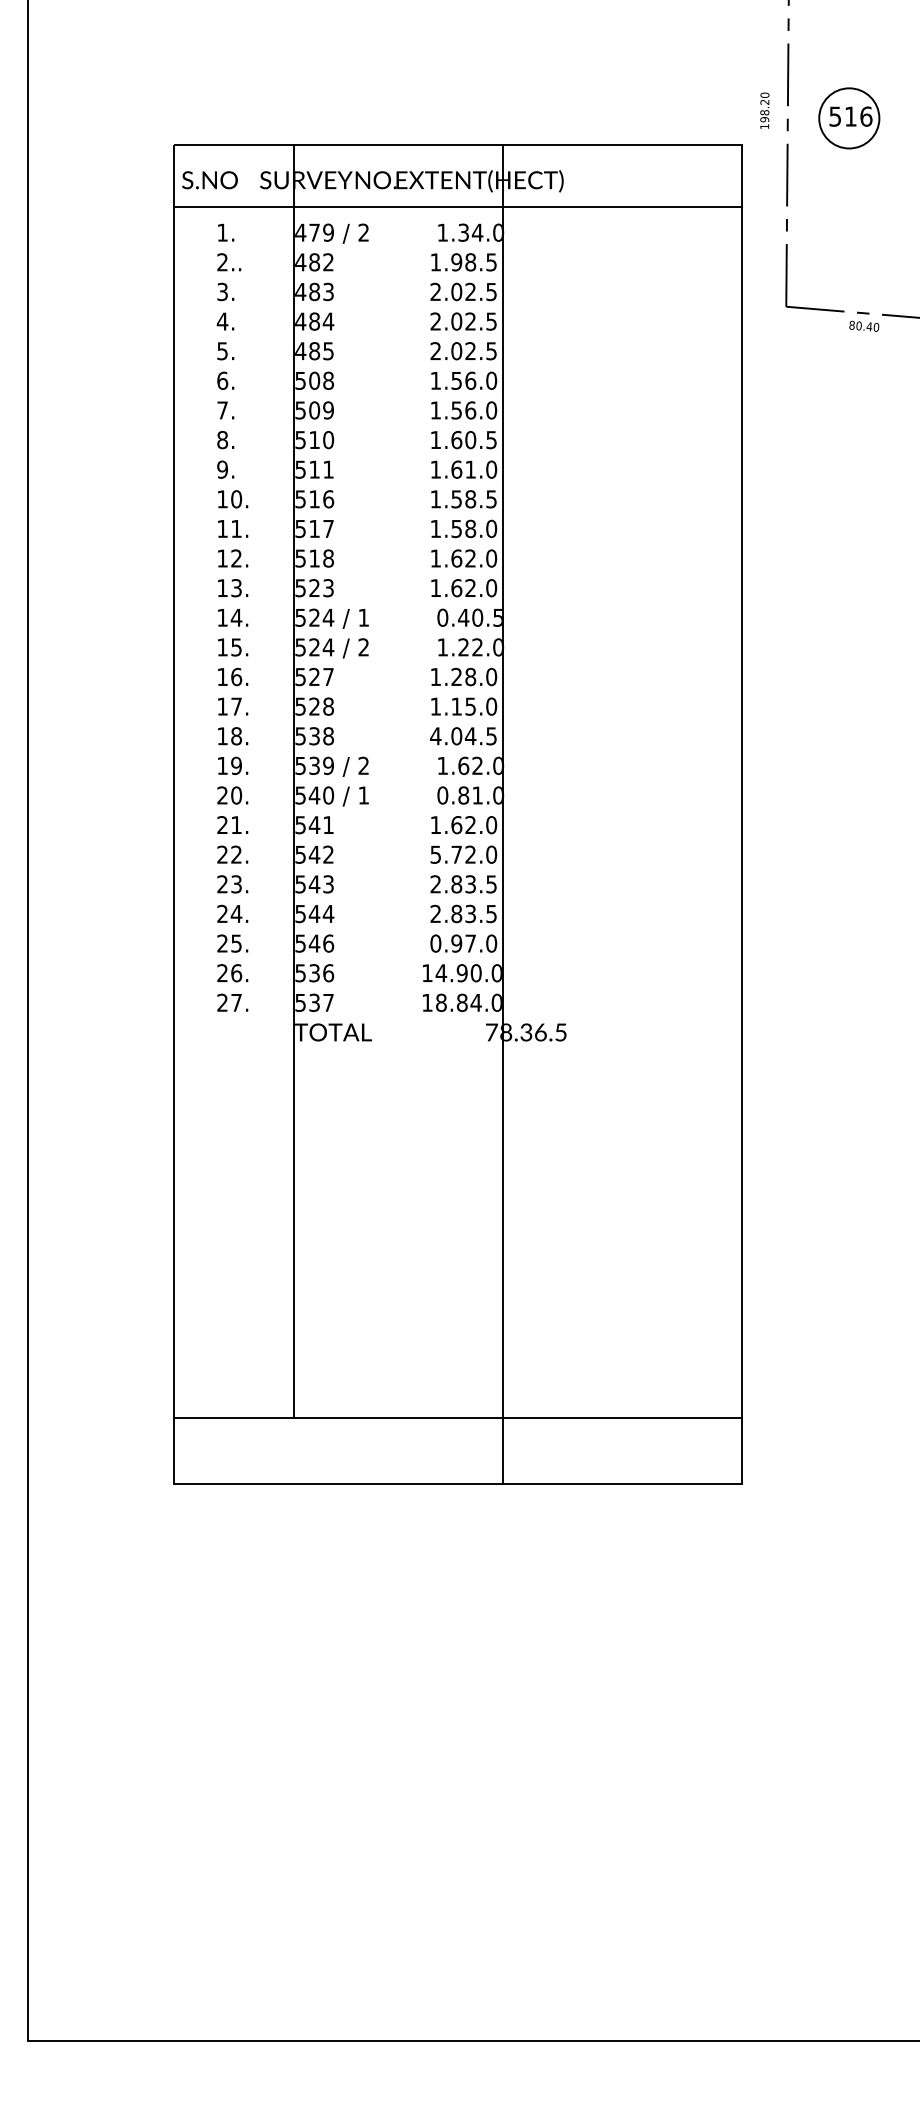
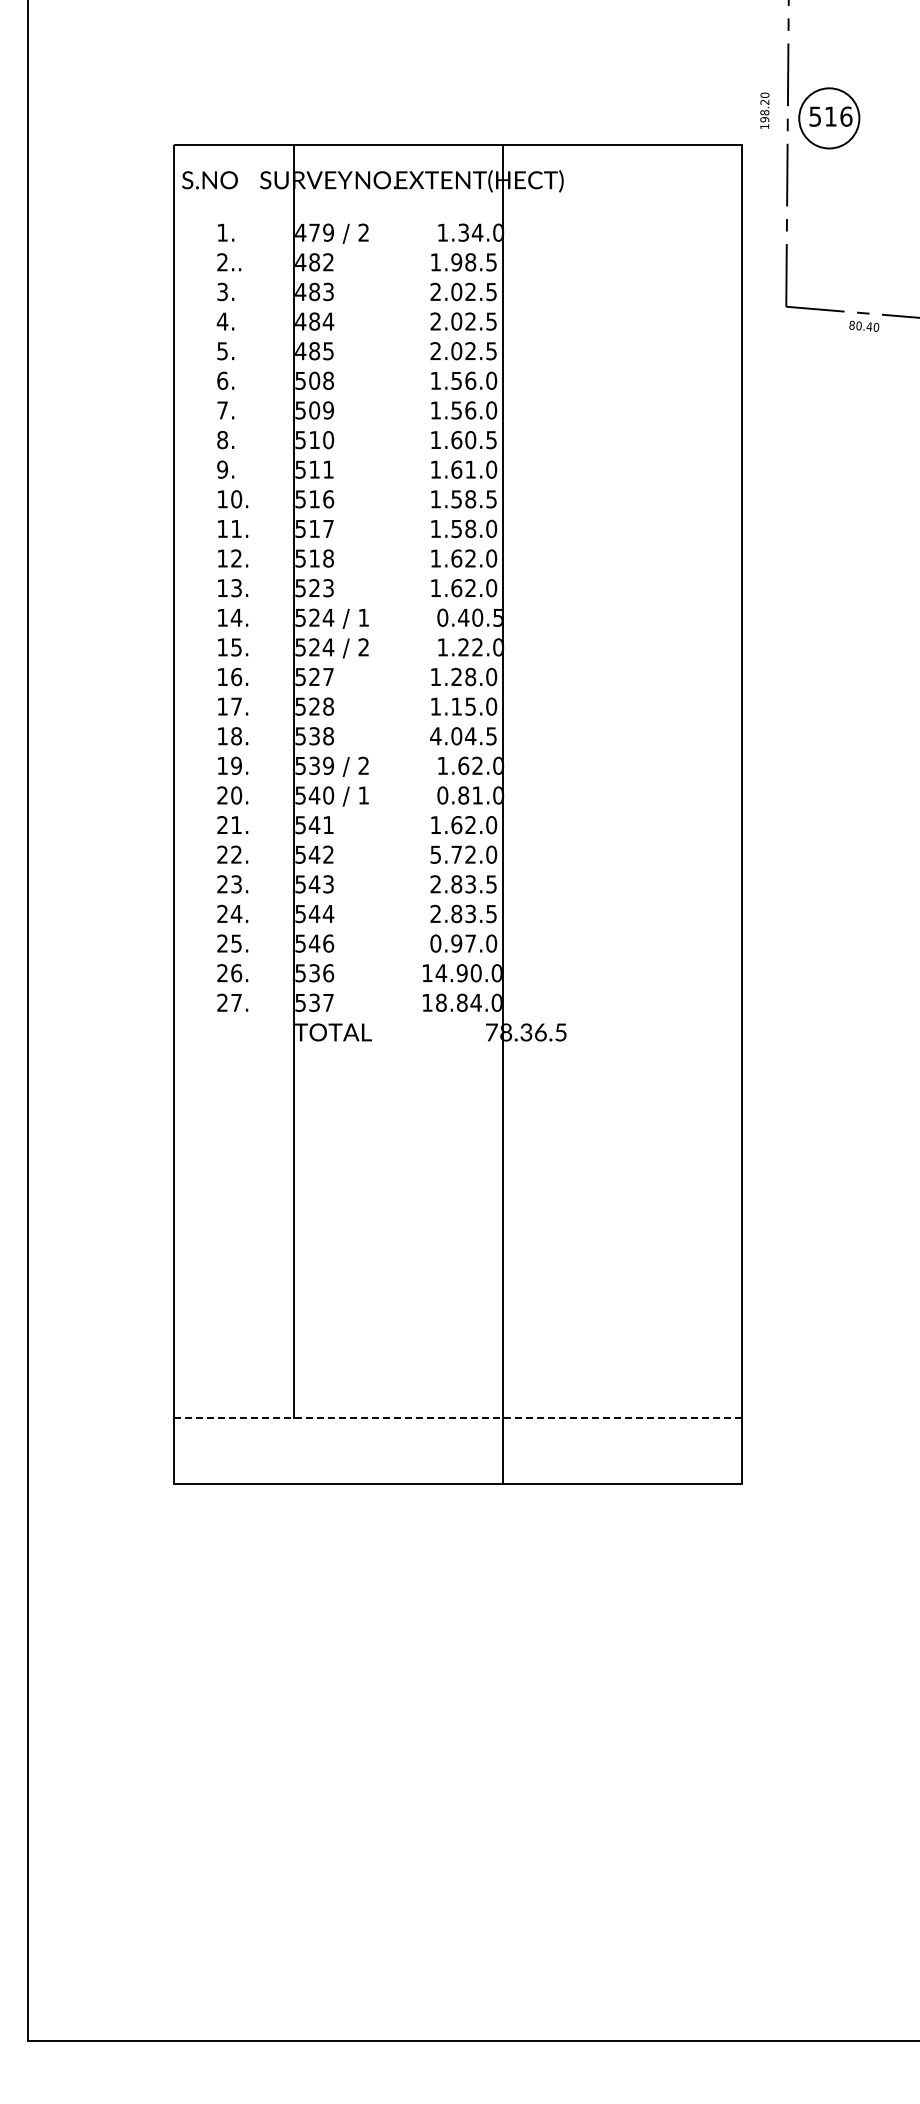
part position: (849, 118) -> (829, 118) (829, 118)
line: present -> none (457, 207)
line: solid -> dashed (458, 1418)
